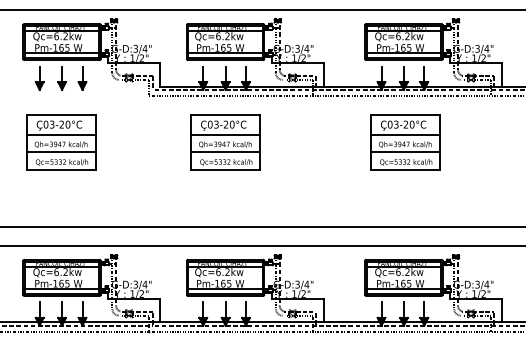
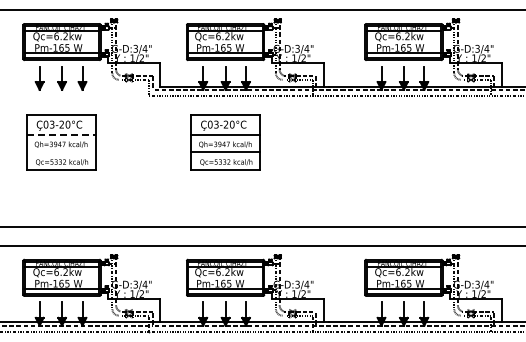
line: solid -> dashed (61, 135)
part: present -> none (405, 142)
line: present -> none (60, 152)
